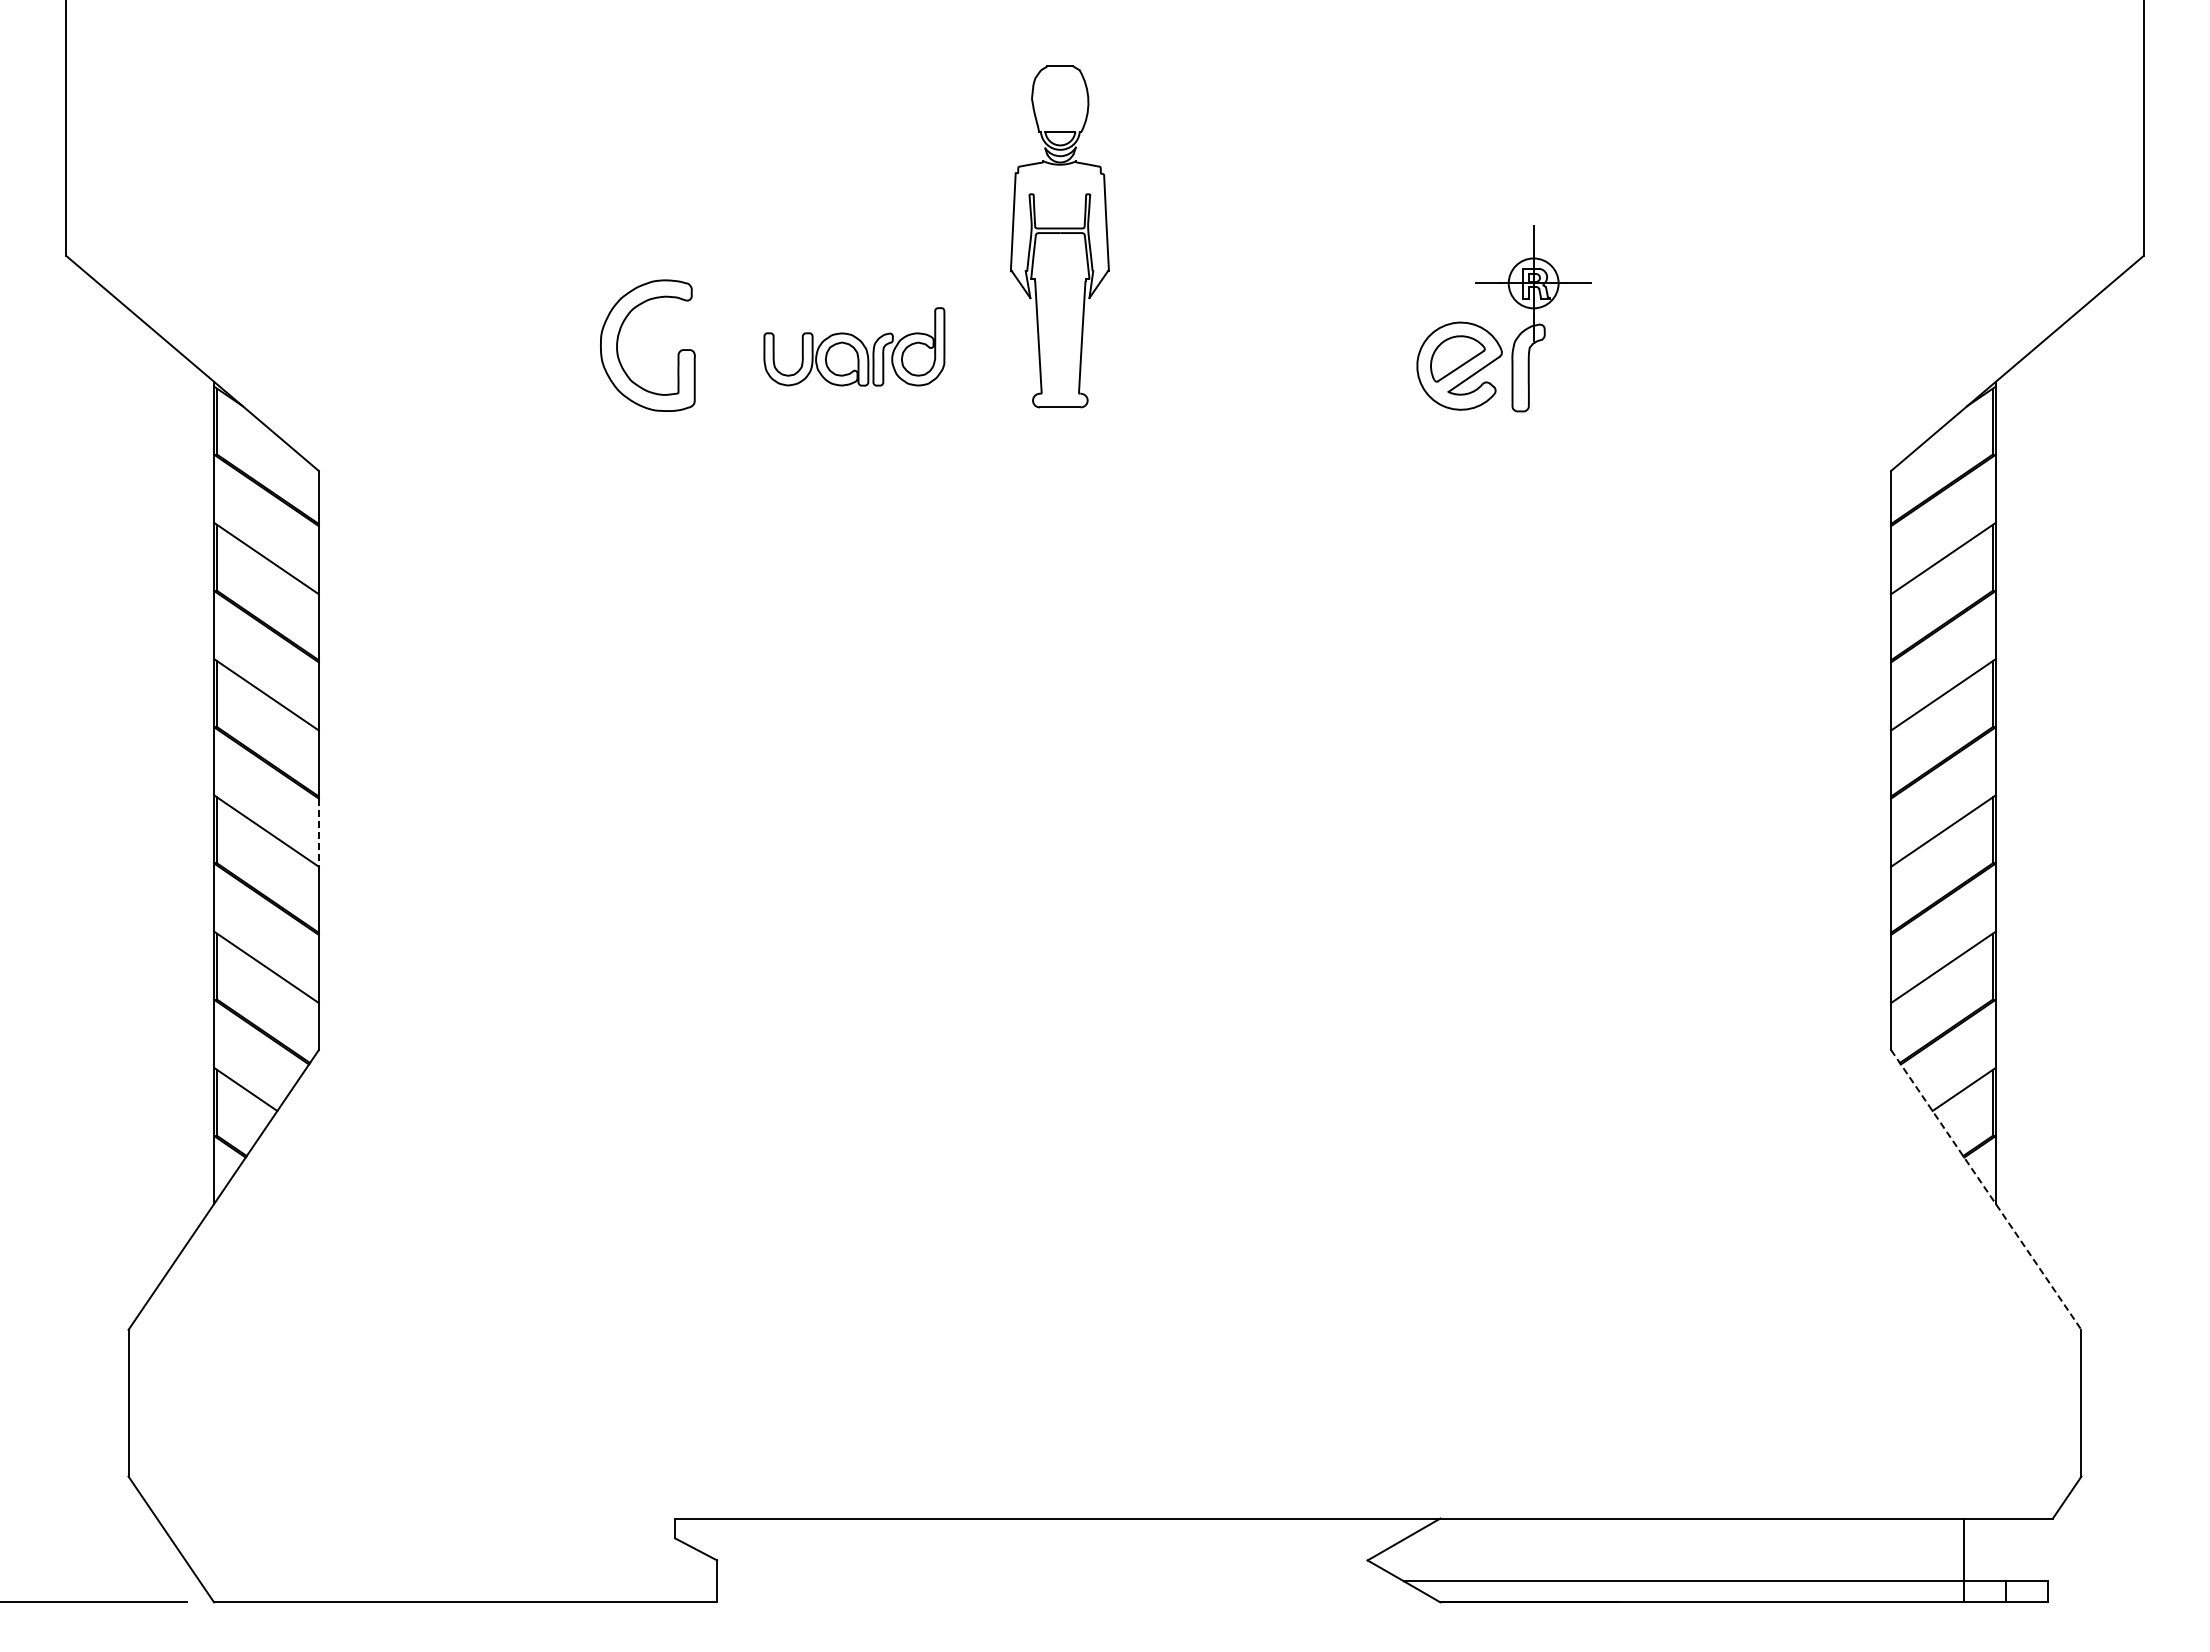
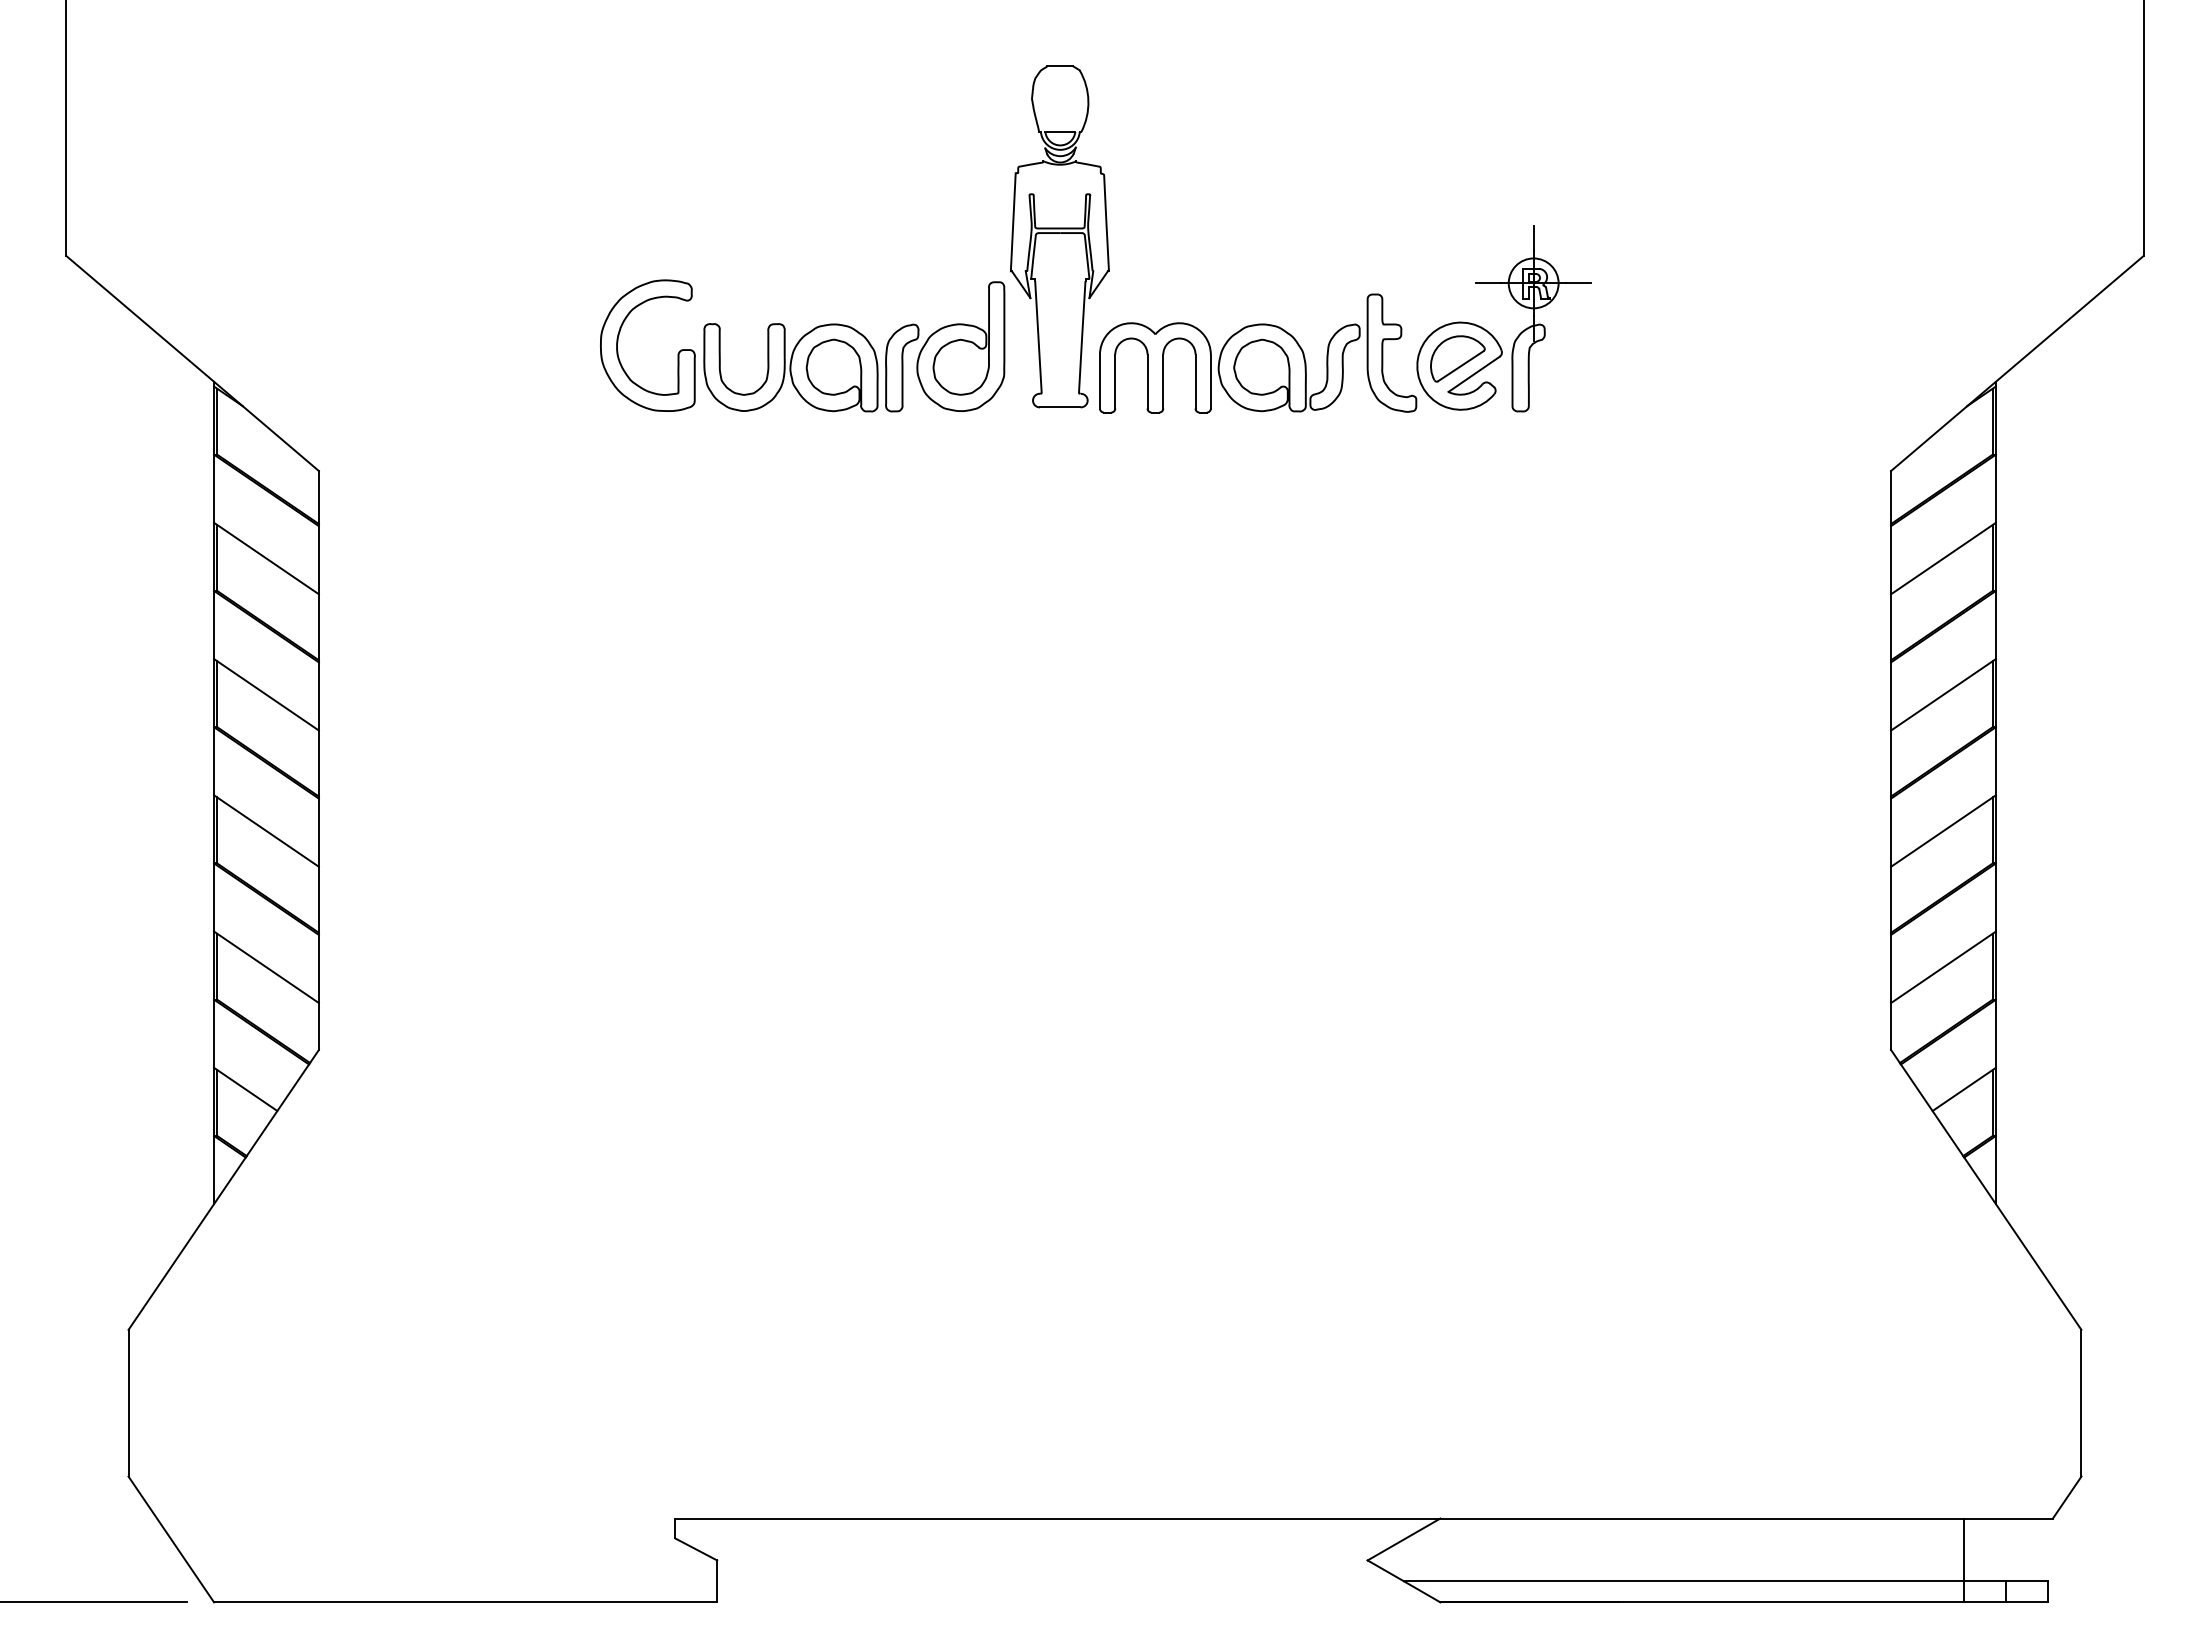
part size: 183x80 px -> 303x132 px (854, 346)
part: none -> present (1258, 353)
line: dashed -> solid (318, 833)
line: dashed -> solid (1986, 1190)
